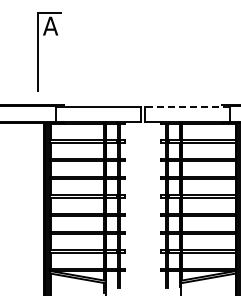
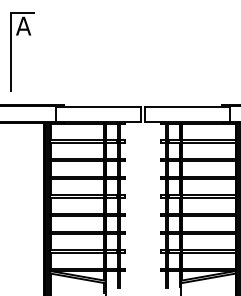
part position: (38, 51) -> (11, 51) (11, 51)
line: dashed -> solid (187, 106)
